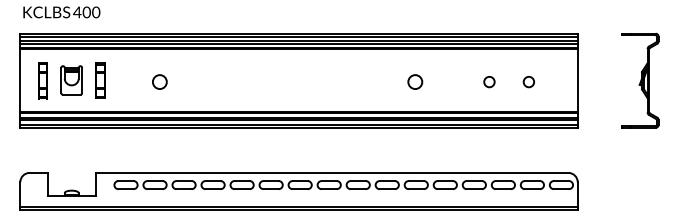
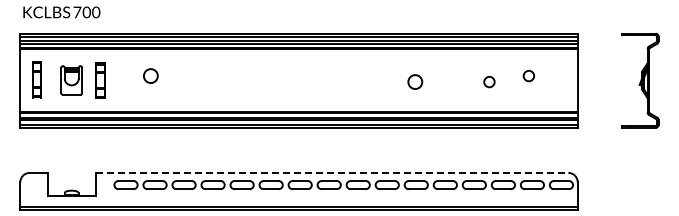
text: 400 -> 700 (77, 12)
part position: (42, 80) -> (36, 79) (36, 79)
circle position: (159, 81) -> (150, 75) (150, 75)
circle position: (528, 82) -> (528, 76) (528, 76)
line: solid -> dashed (332, 172)
